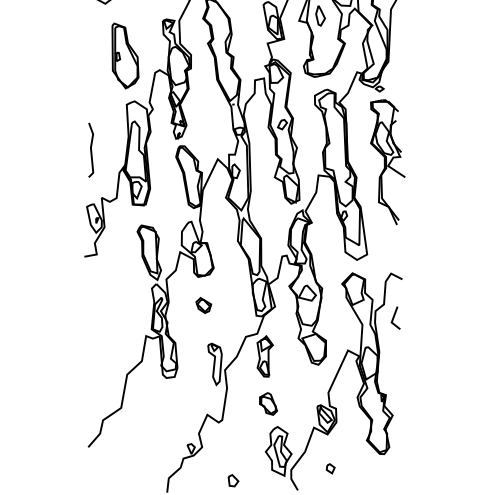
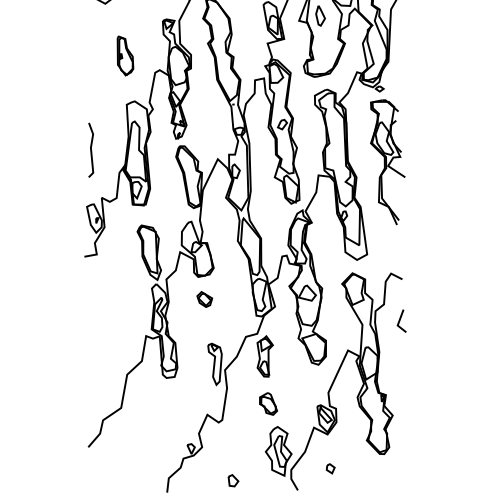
part size: 29x68 px -> 19x42 px (125, 55)
part position: (203, 305) -> (204, 299) (204, 299)
line position: (394, 317) -> (400, 320) (400, 320)
